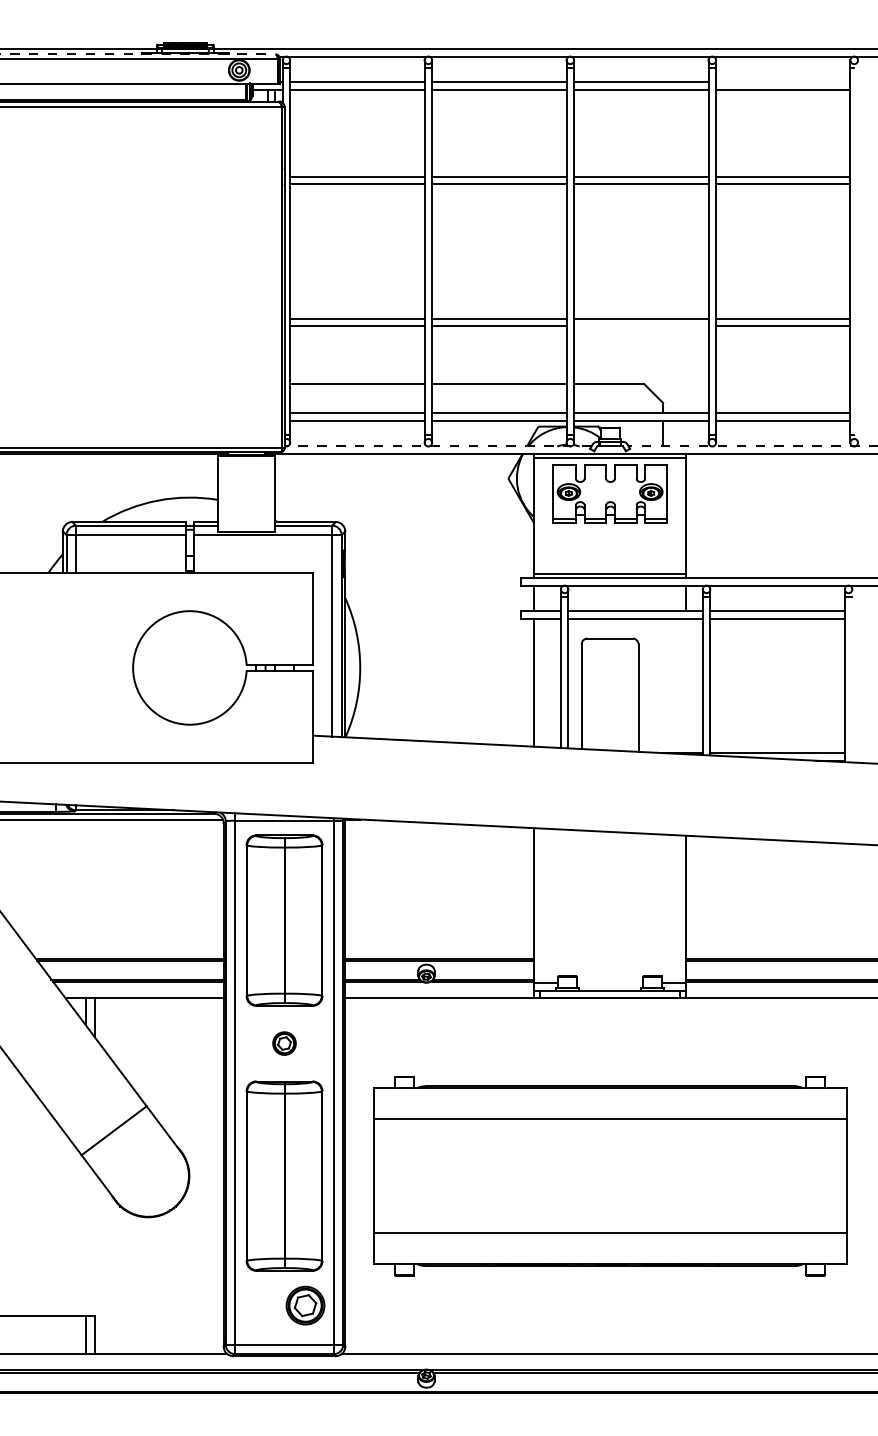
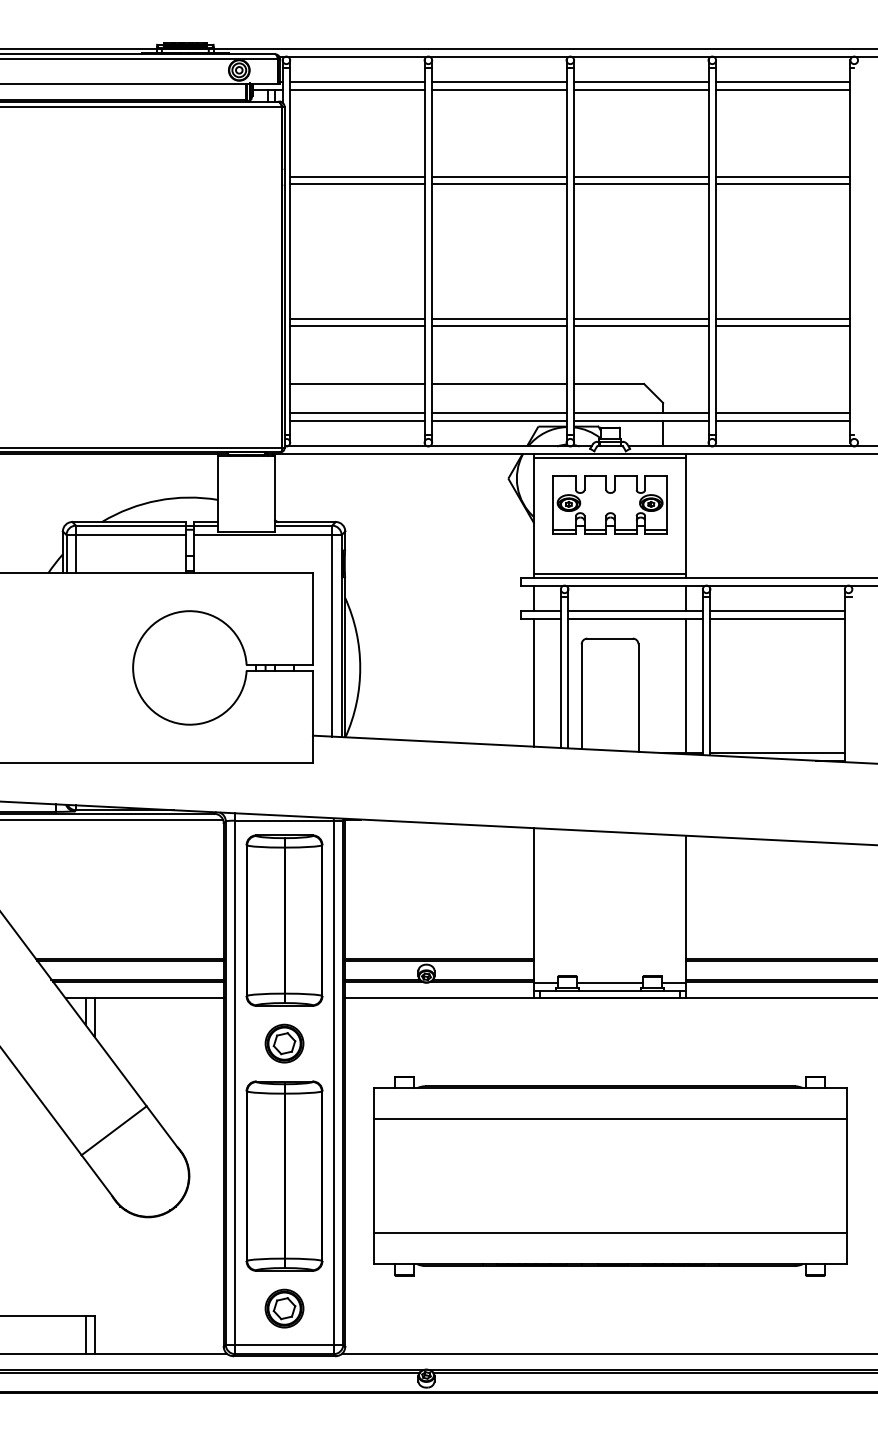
line: dashed -> solid (138, 54)
line: none -> present (783, 82)
line: none -> present (641, 326)
line: dashed -> solid (438, 446)
line: dashed -> solid (752, 446)
part position: (609, 493) -> (609, 504) (609, 504)
line: none -> present (685, 685)
line: none -> present (609, 983)
part size: 25x25 px -> 41x41 px (284, 1043)
part position: (305, 1305) -> (284, 1308) (284, 1308)
